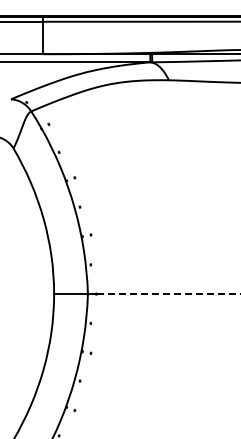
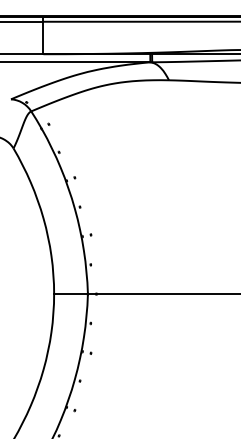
line: dashed -> solid (168, 294)
